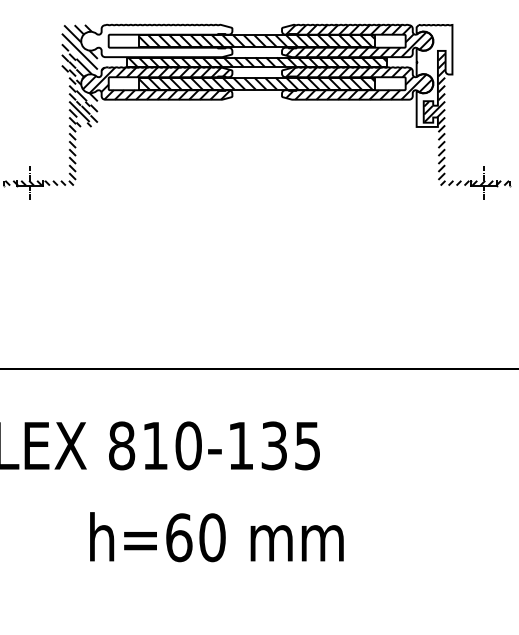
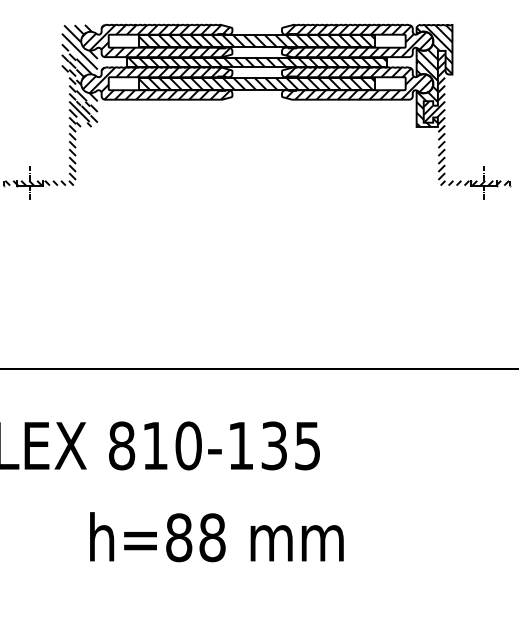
hatch: none -> present (156, 40)
hatch: none -> present (434, 75)
text: h=60 -> h=88 (195, 537)
